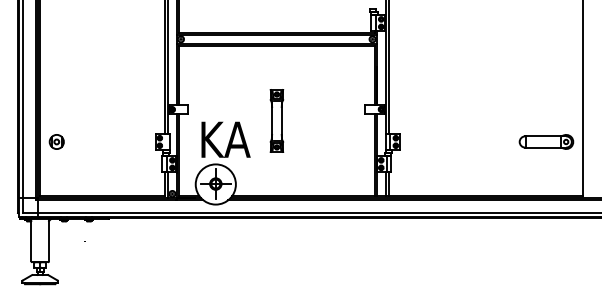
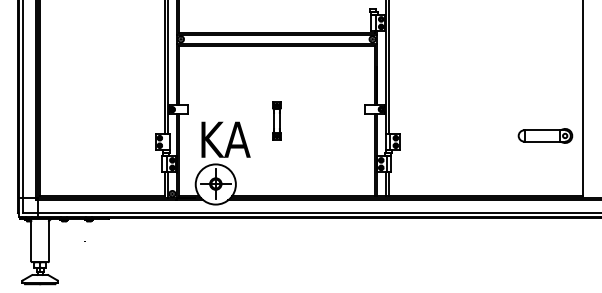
part size: 16x64 px -> 10x40 px (276, 120)
part: present -> none (56, 141)
part position: (546, 141) -> (545, 135) (545, 135)
